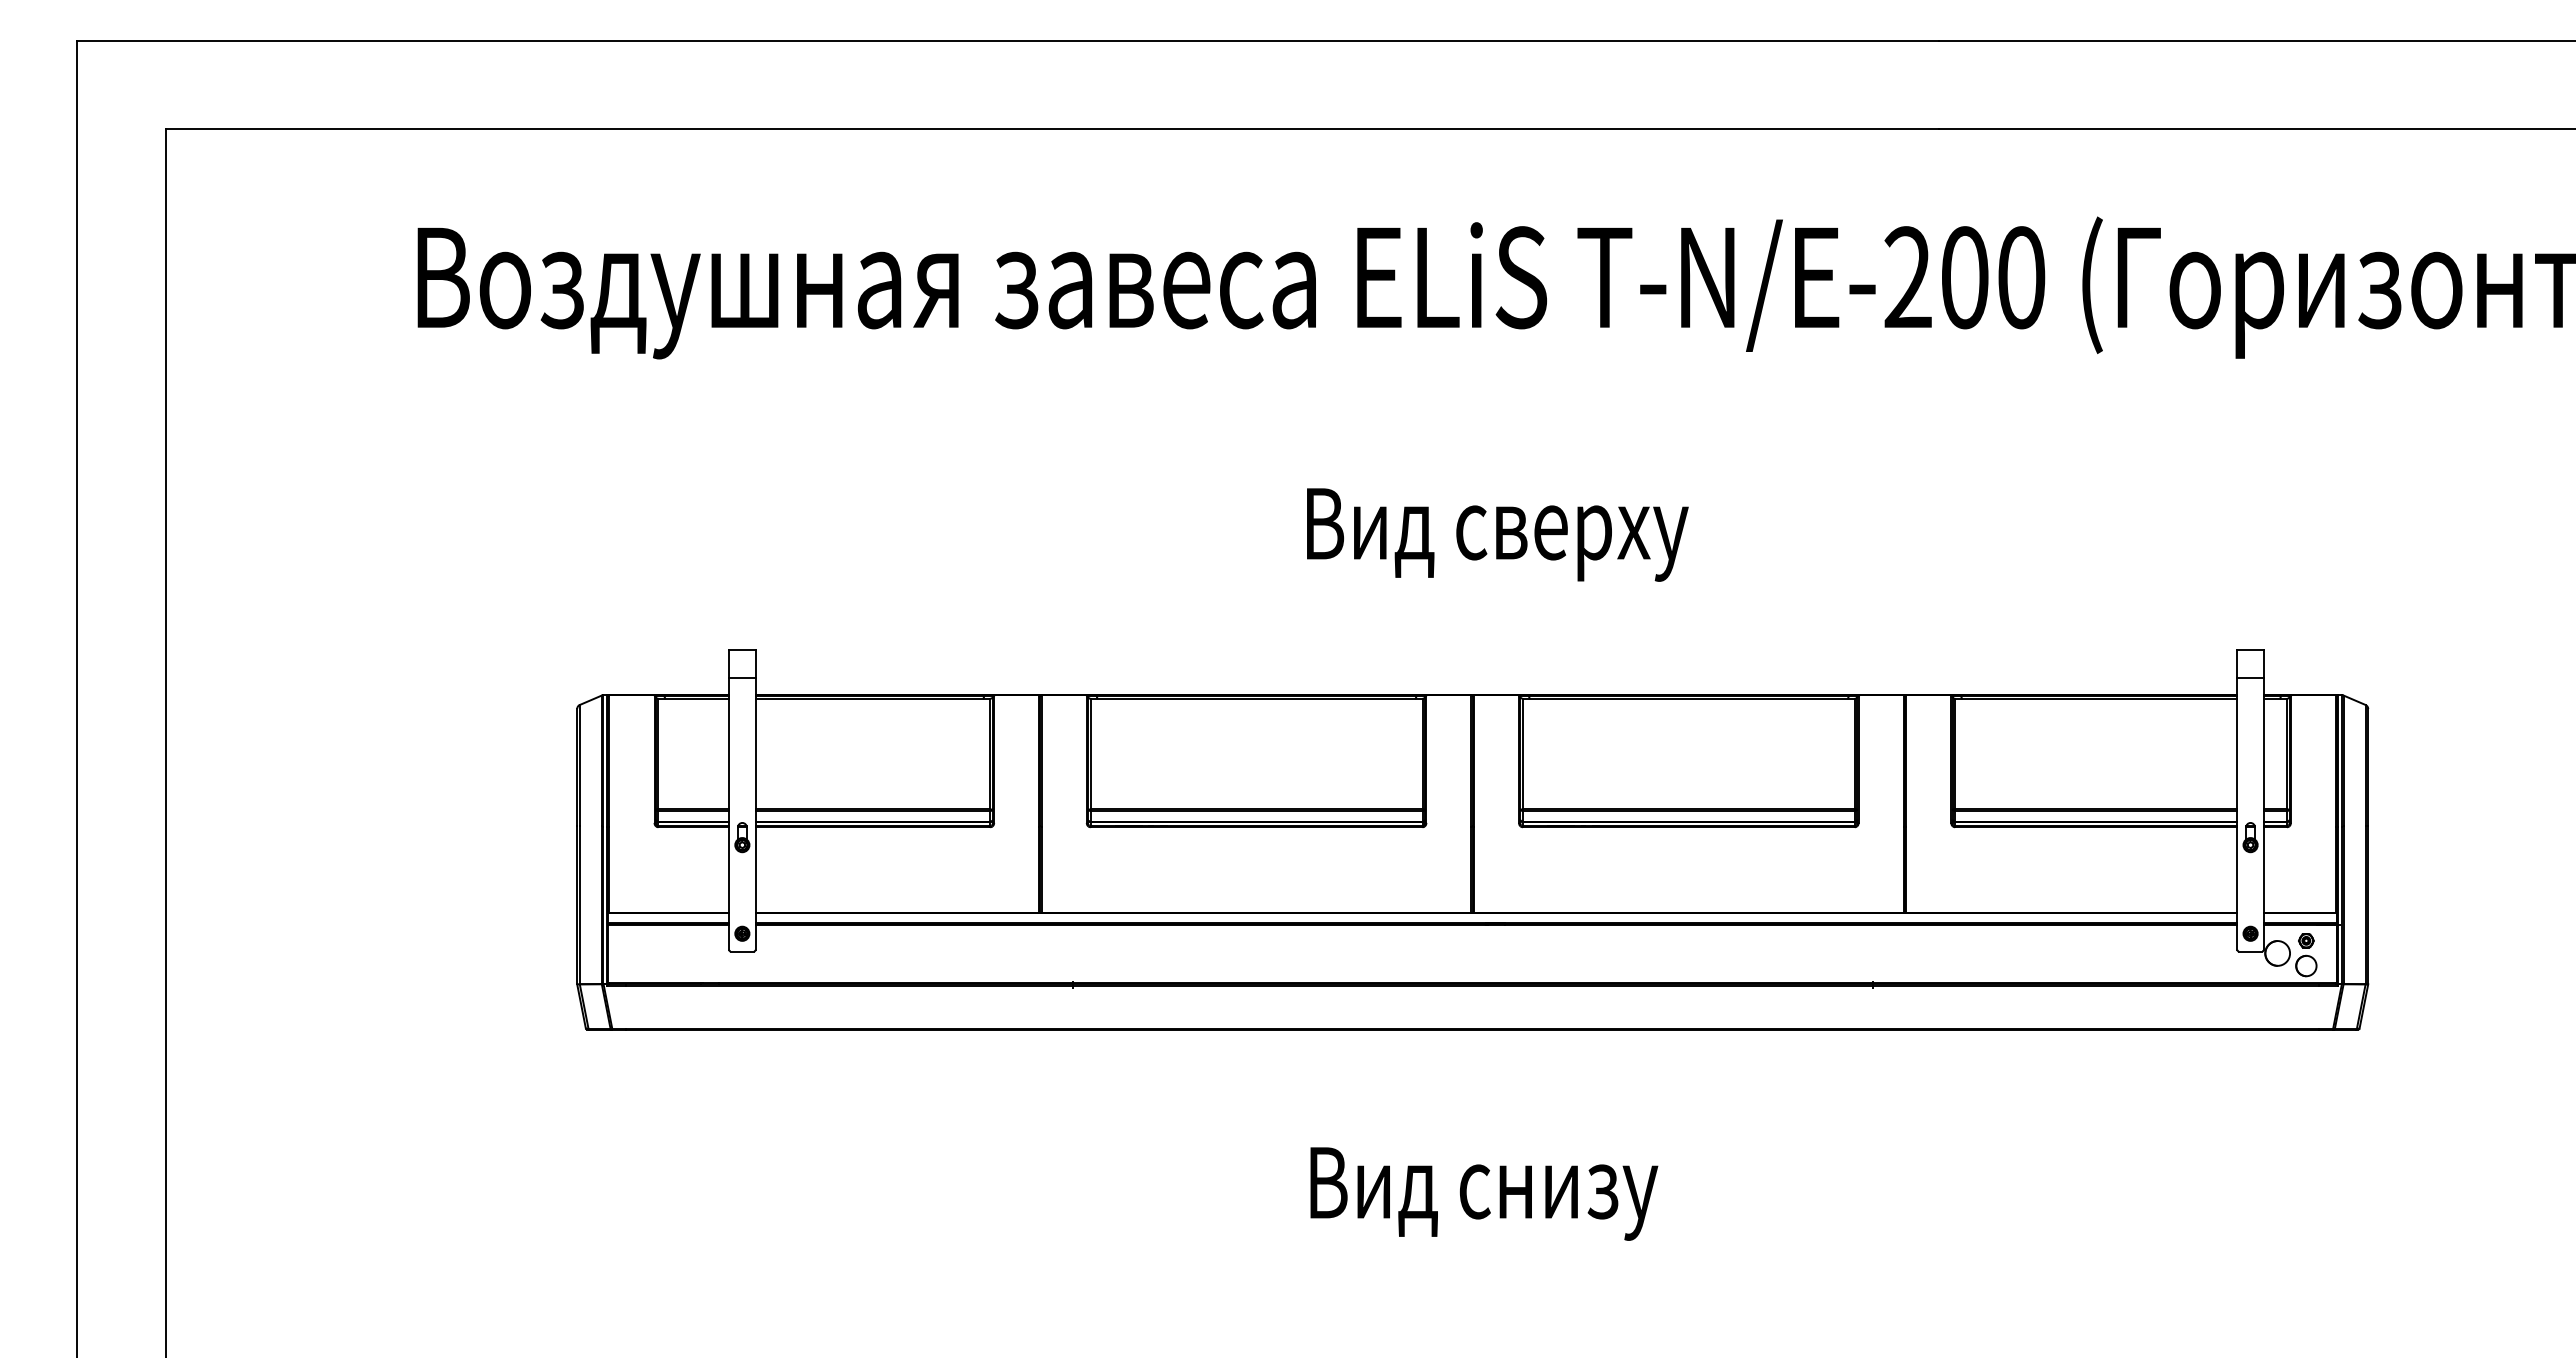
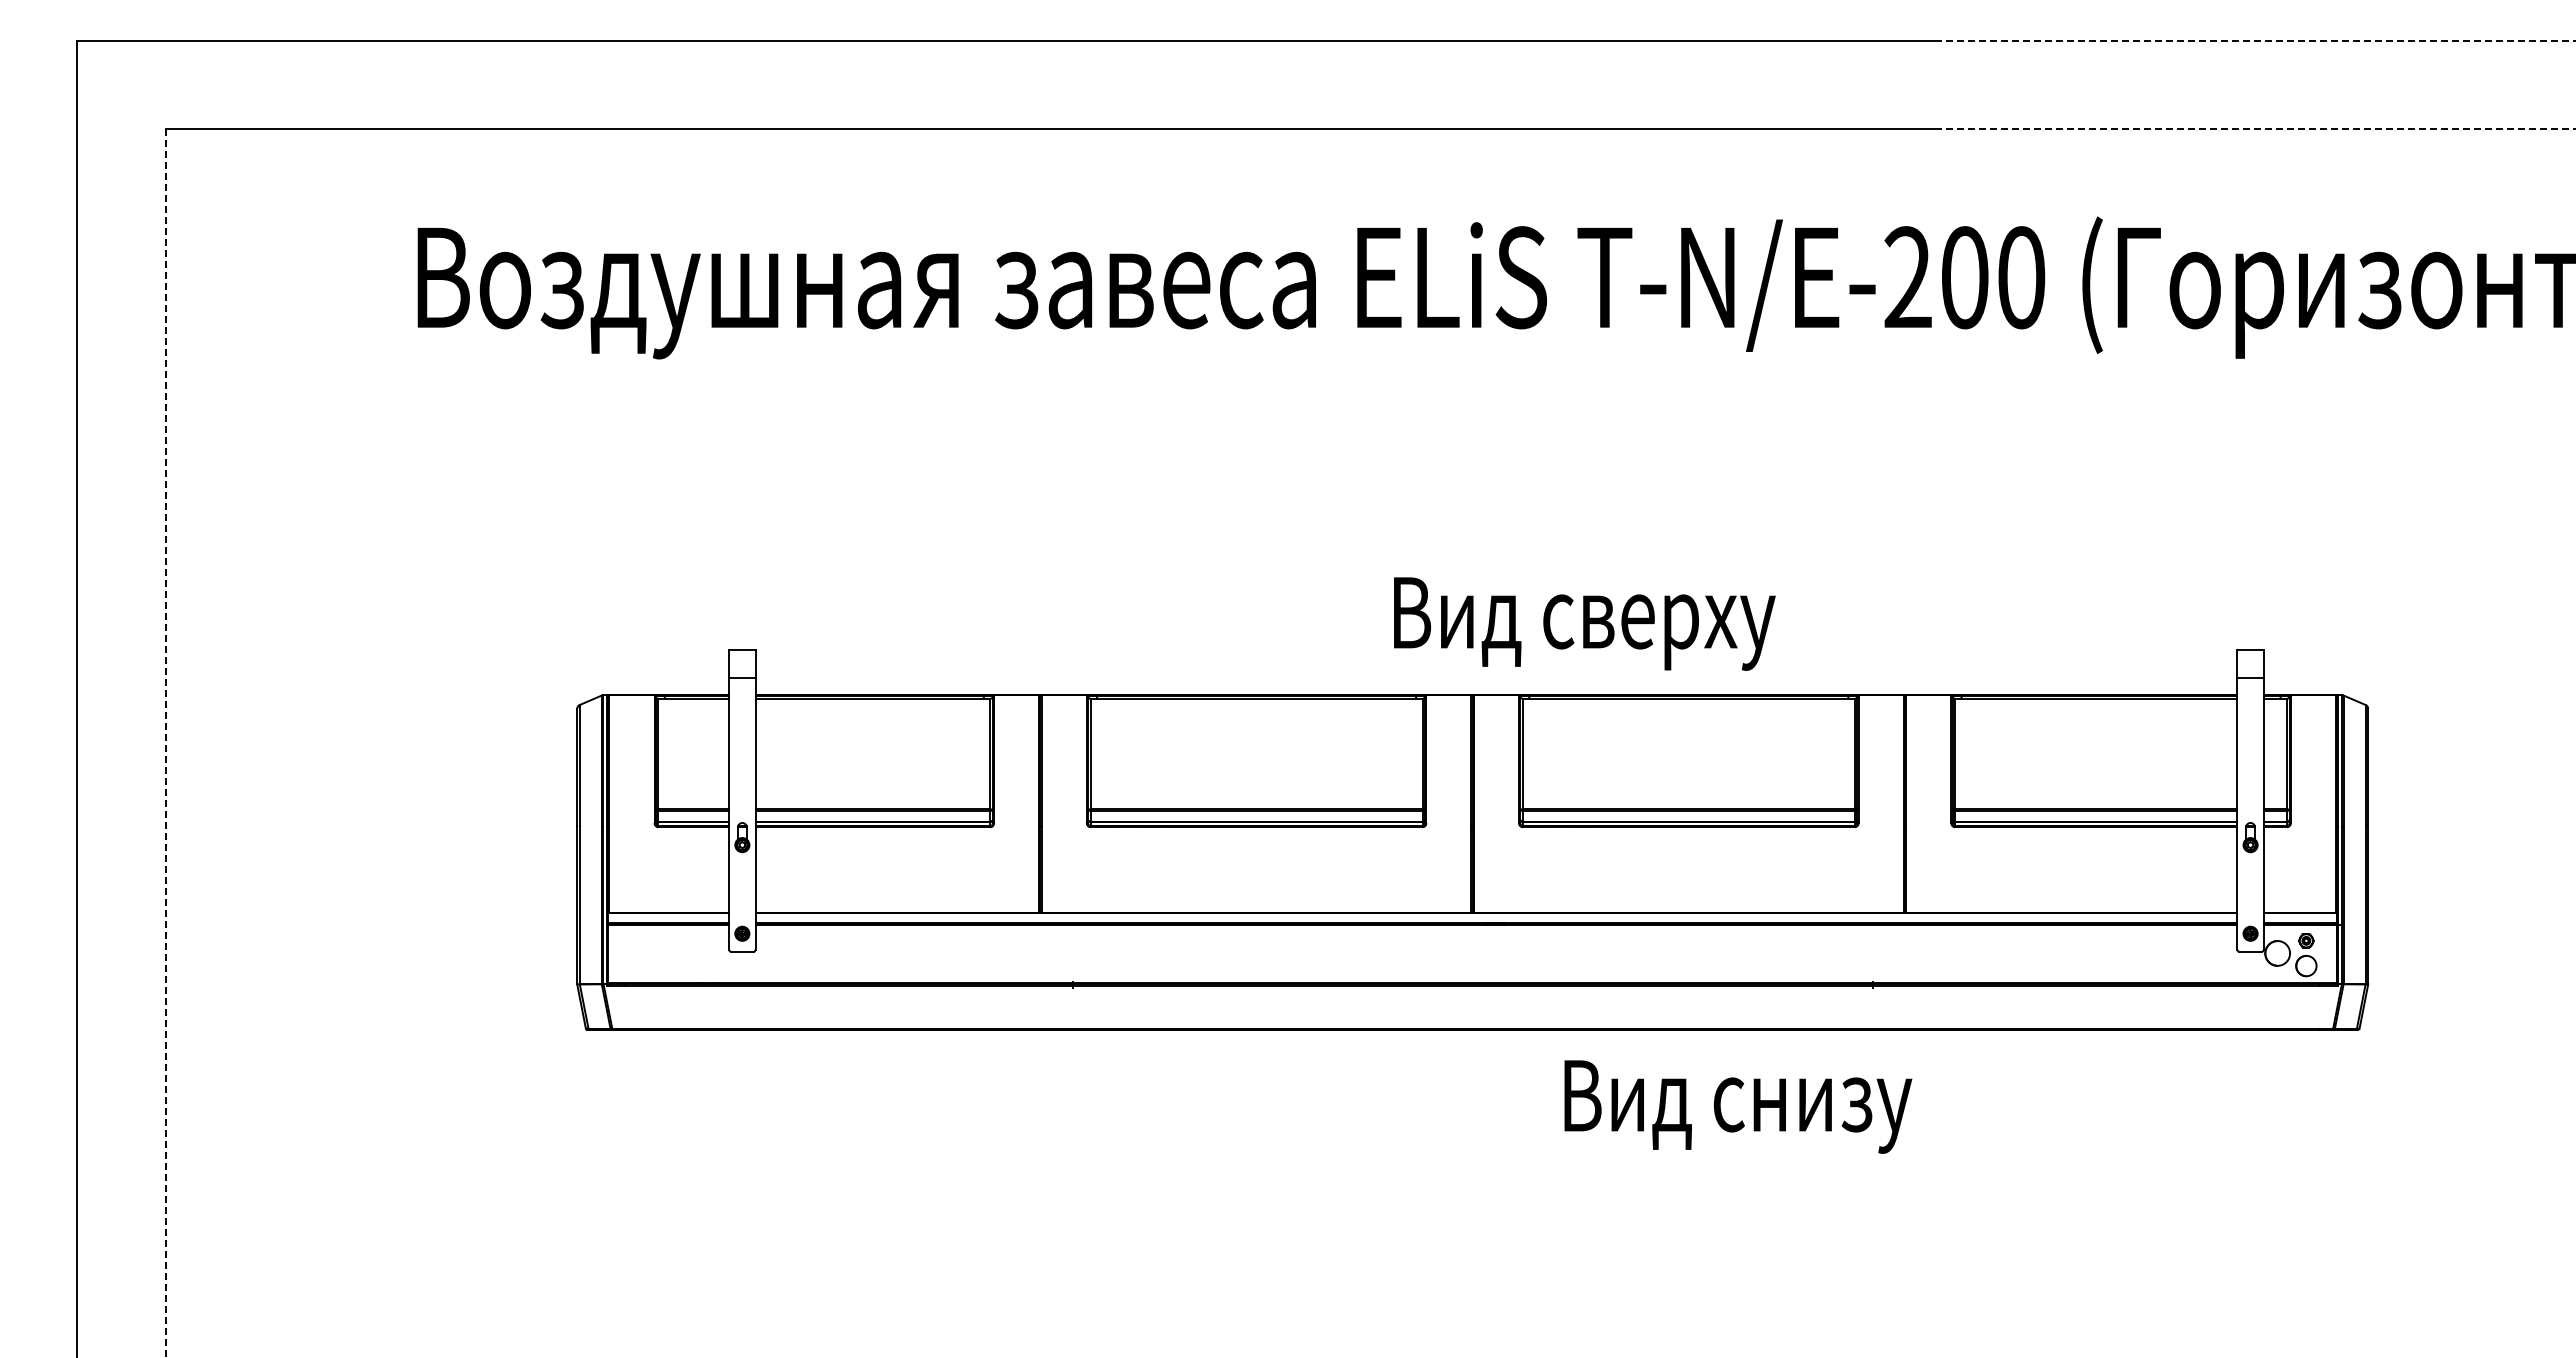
line: solid -> dashed (2257, 40)
line: solid -> dashed (2257, 129)
text position: (1497, 534) -> (1584, 623) (1584, 623)
line: solid -> dashed (165, 744)
text position: (1484, 1193) -> (1738, 1106) (1738, 1106)
